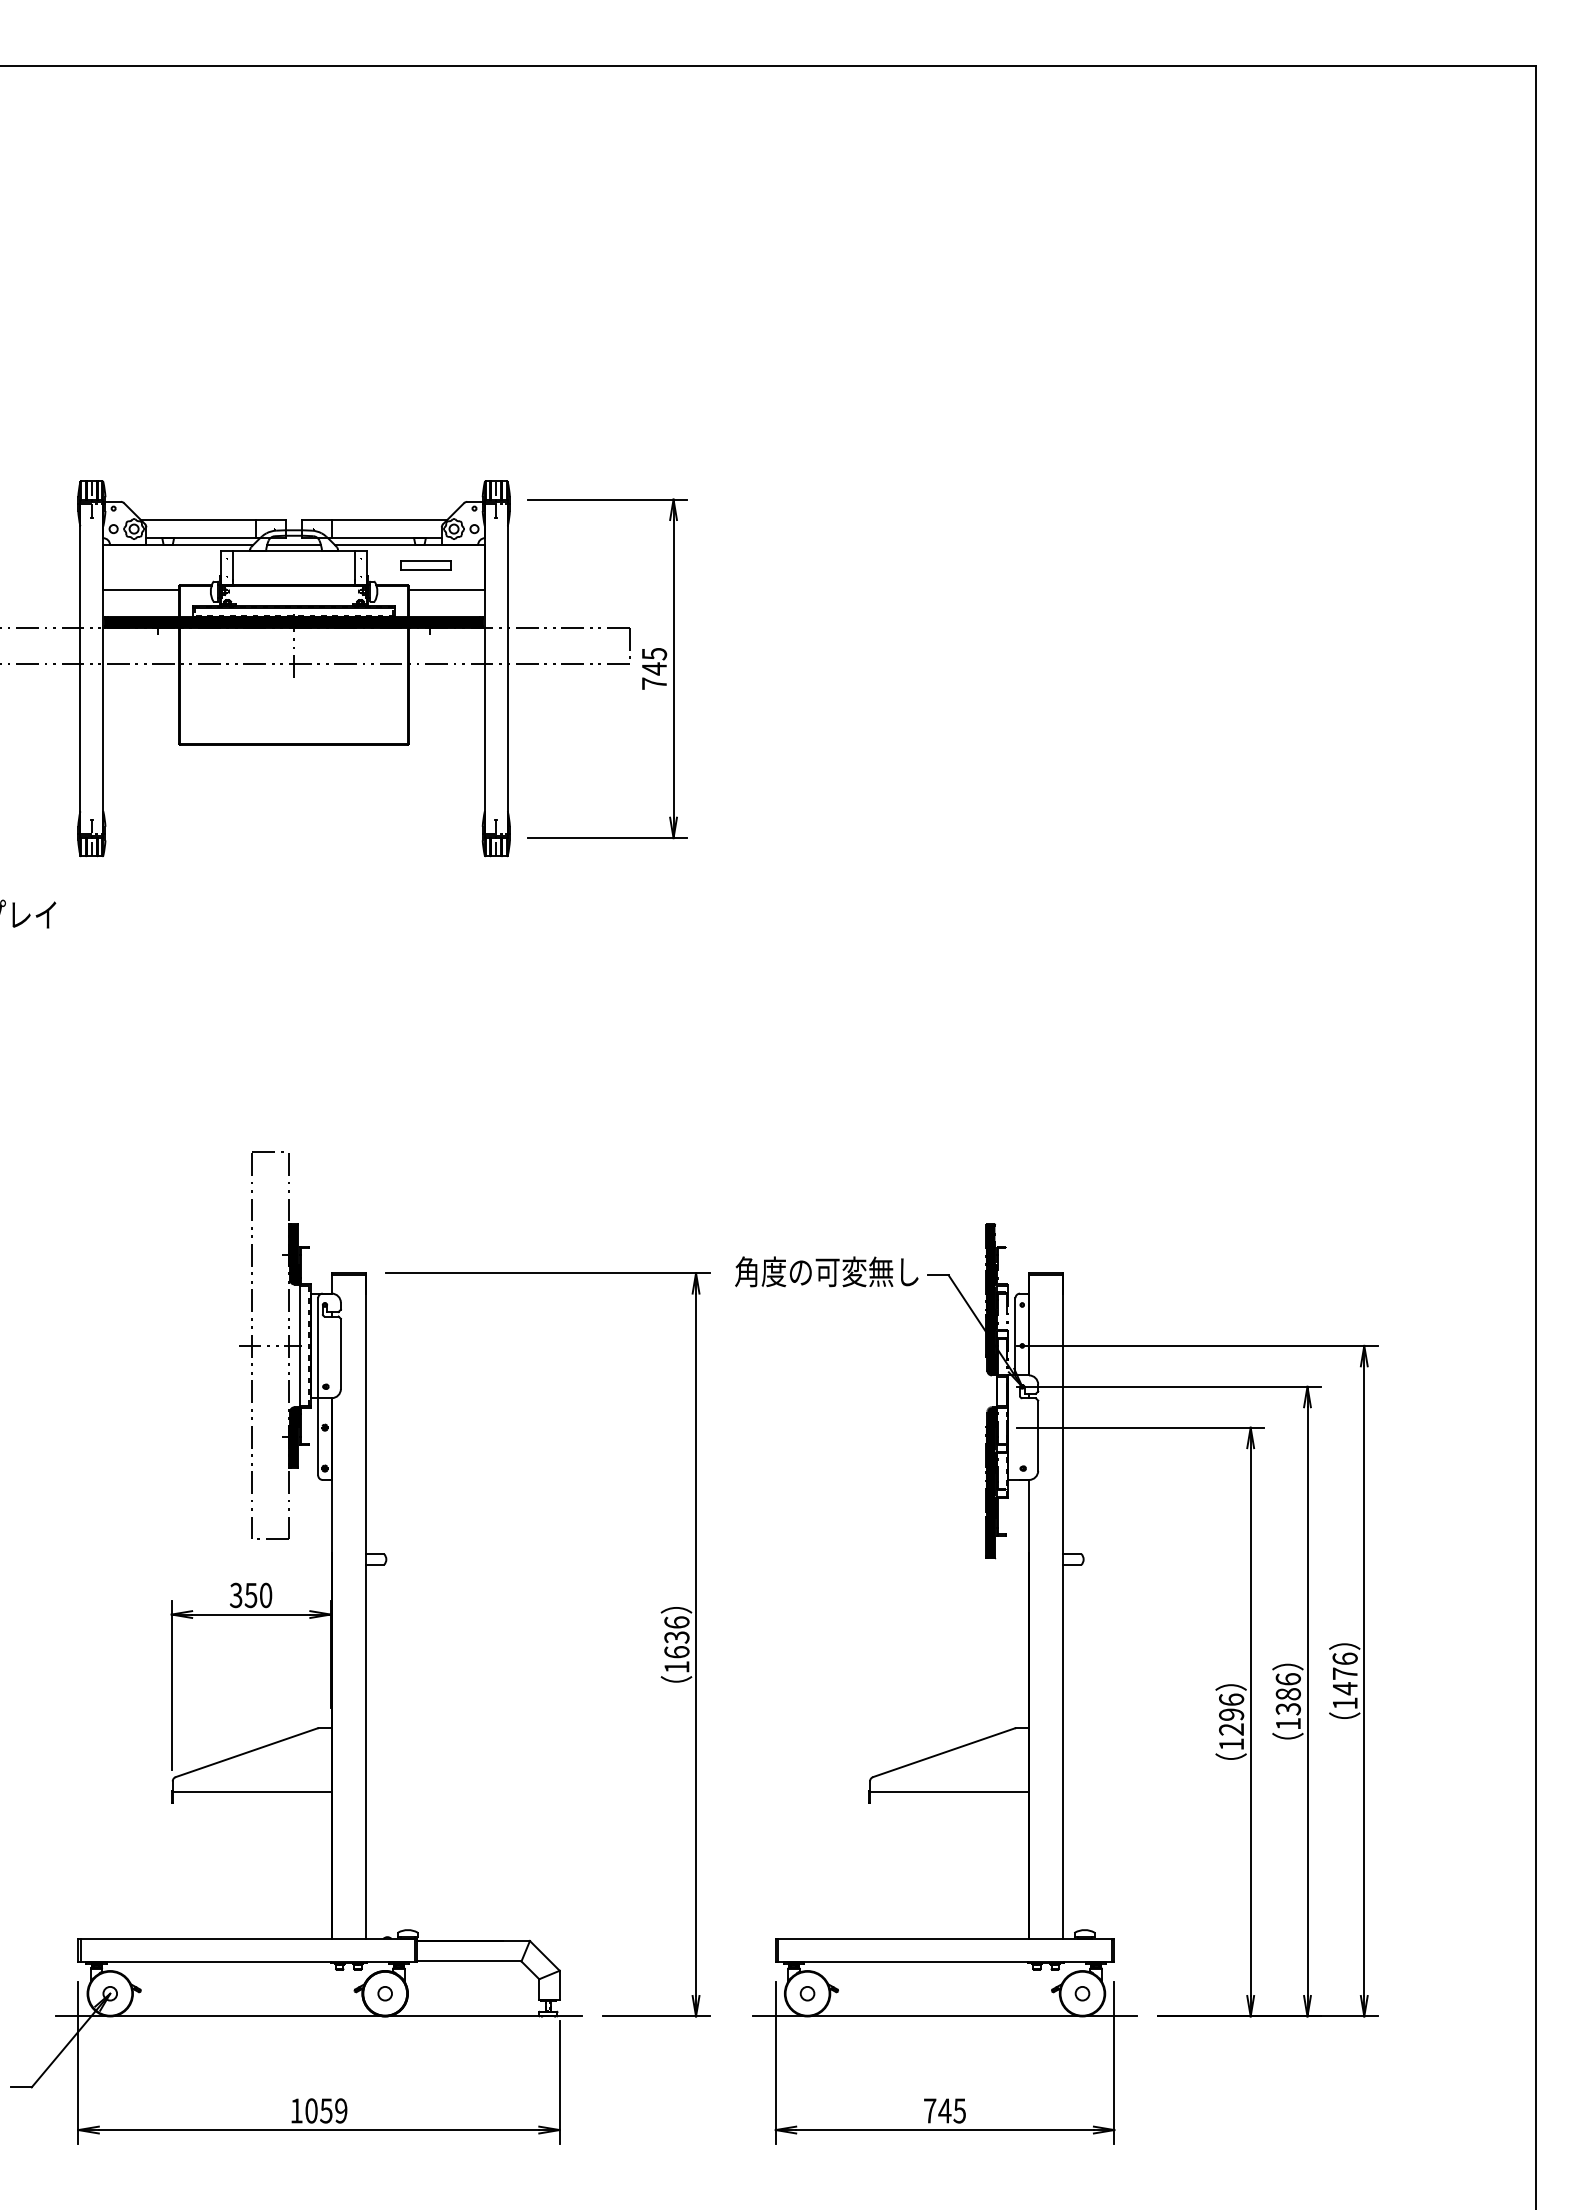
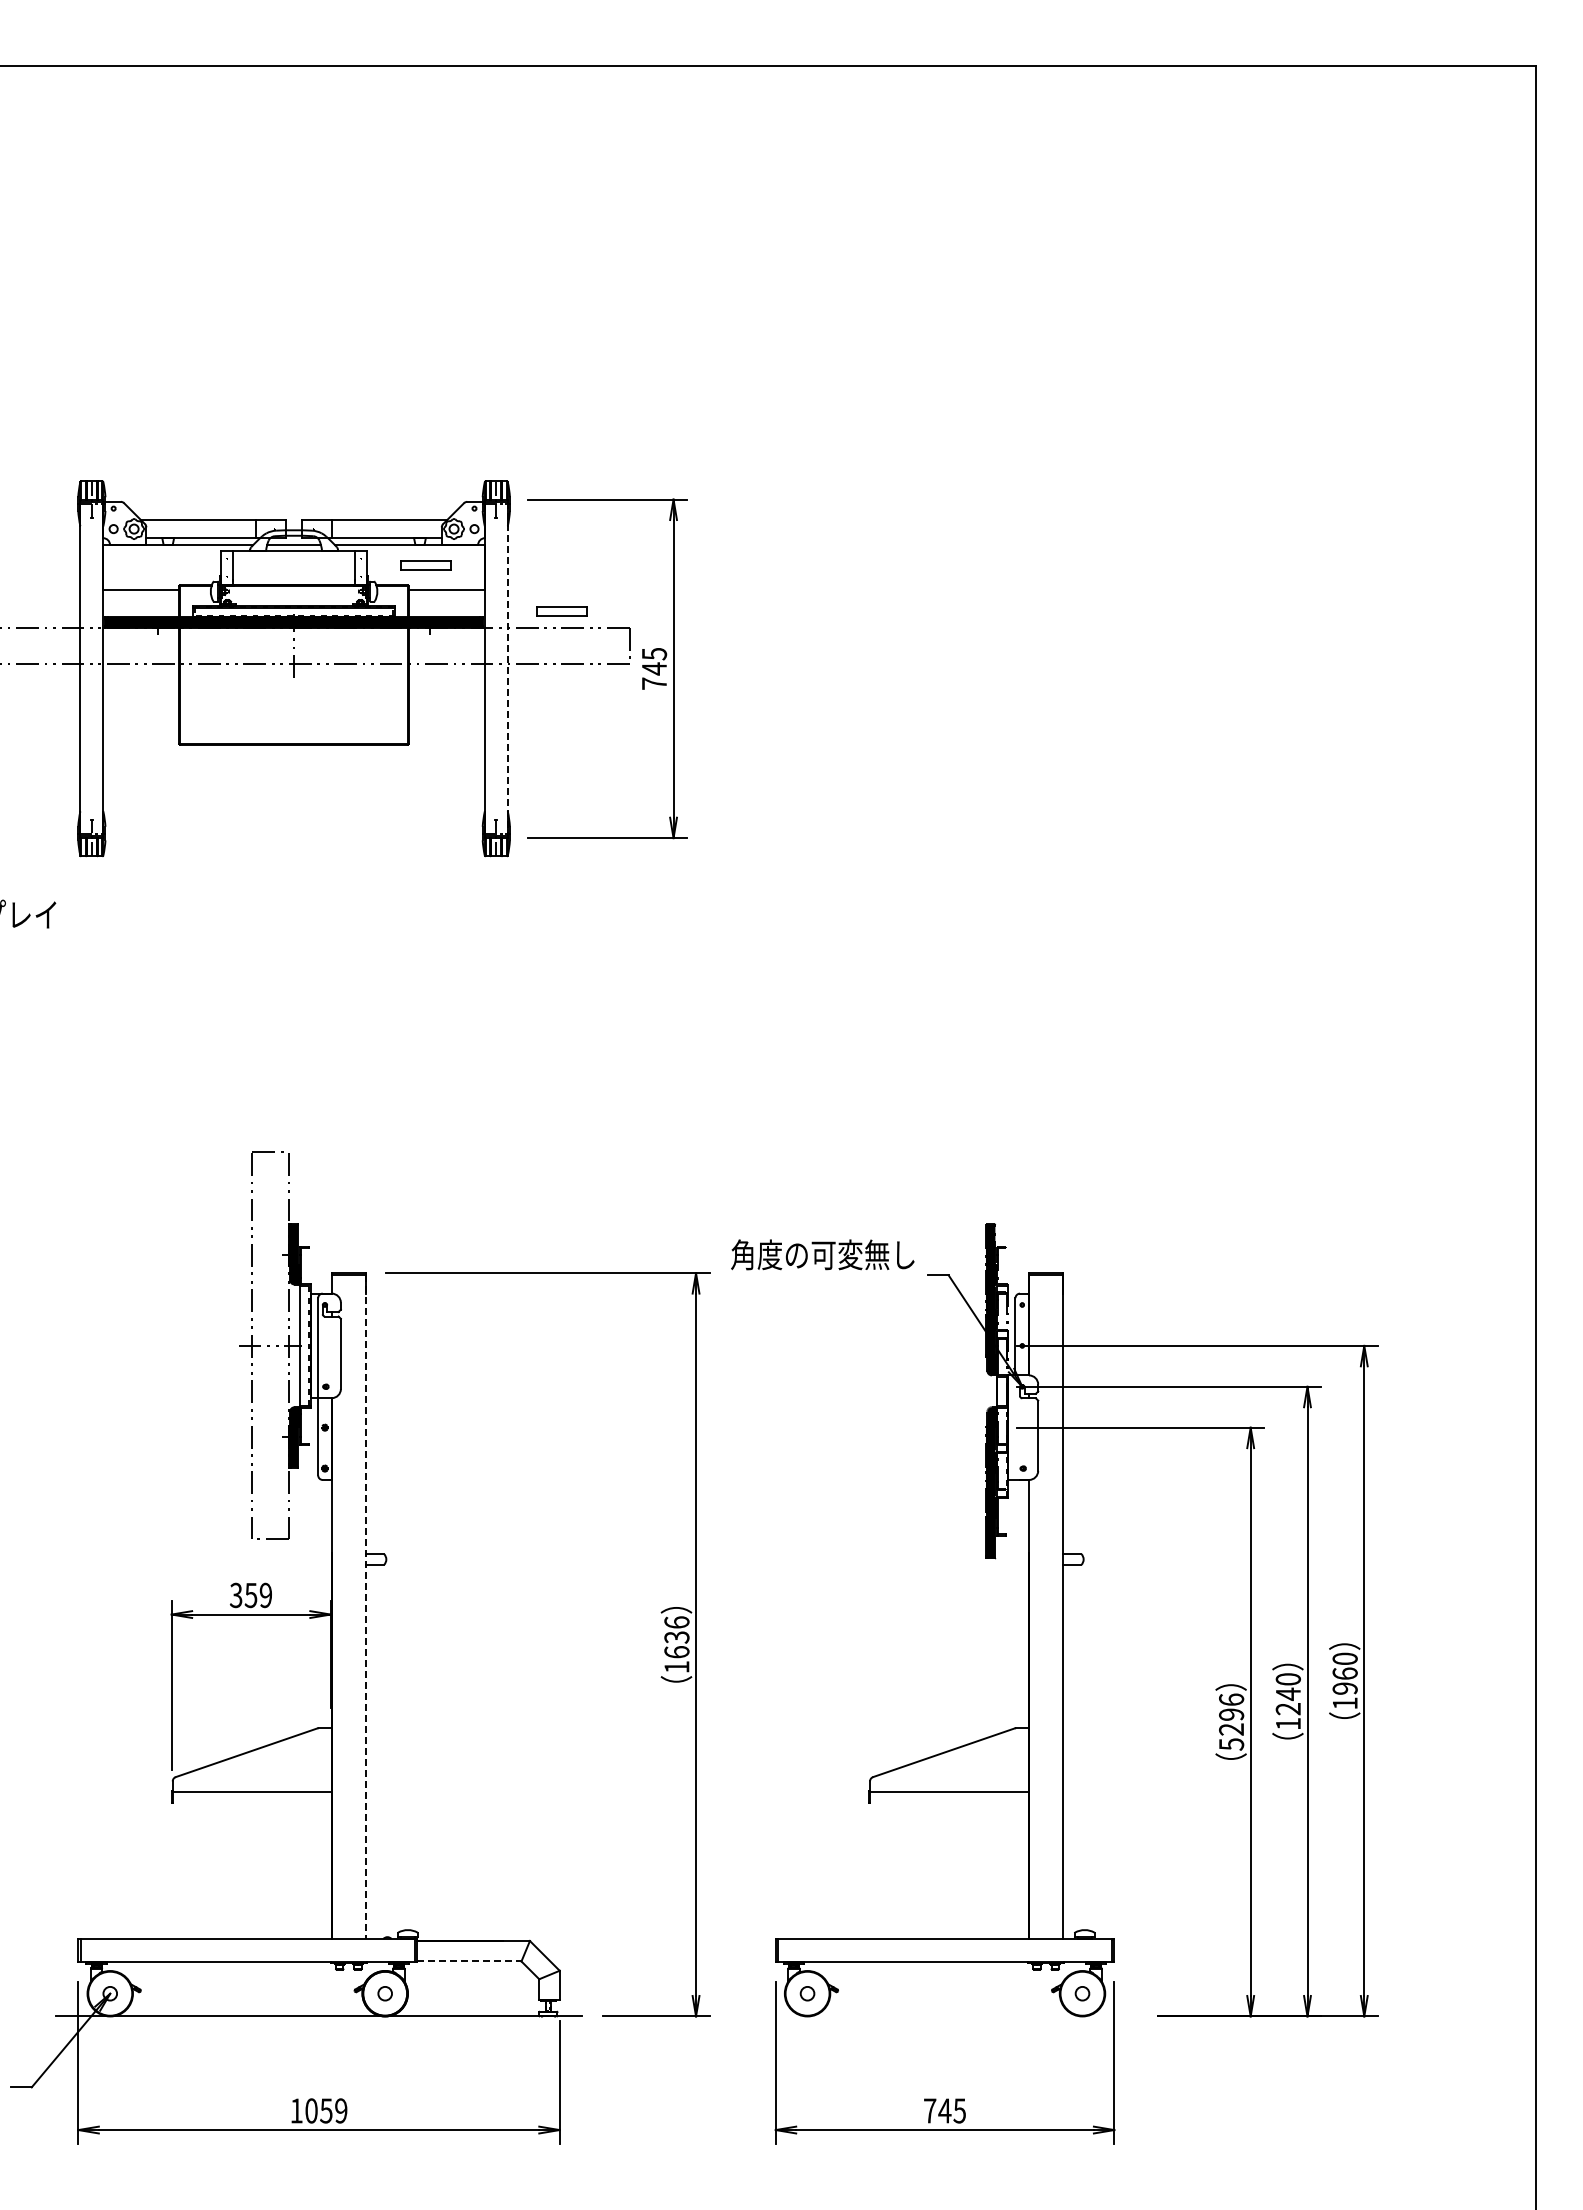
part: none -> present (561, 611)
line: solid -> dashed (507, 669)
text position: (826, 1271) -> (822, 1254) (822, 1254)
text: 350 -> 359 (265, 1595)
line: solid -> dashed (365, 1607)
text: 1476 -> 1960 (1344, 1673)
text: 1386 -> 1240 (1288, 1694)
text: 1296 -> 5296 (1231, 1744)
line: solid -> dashed (469, 1961)
line: present -> none (945, 2016)
